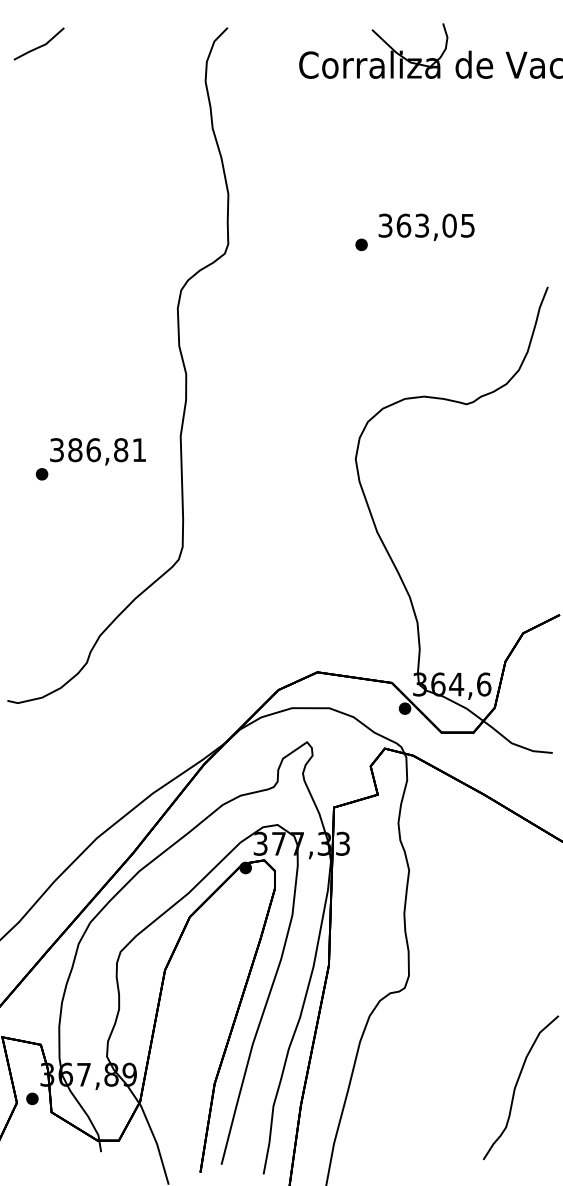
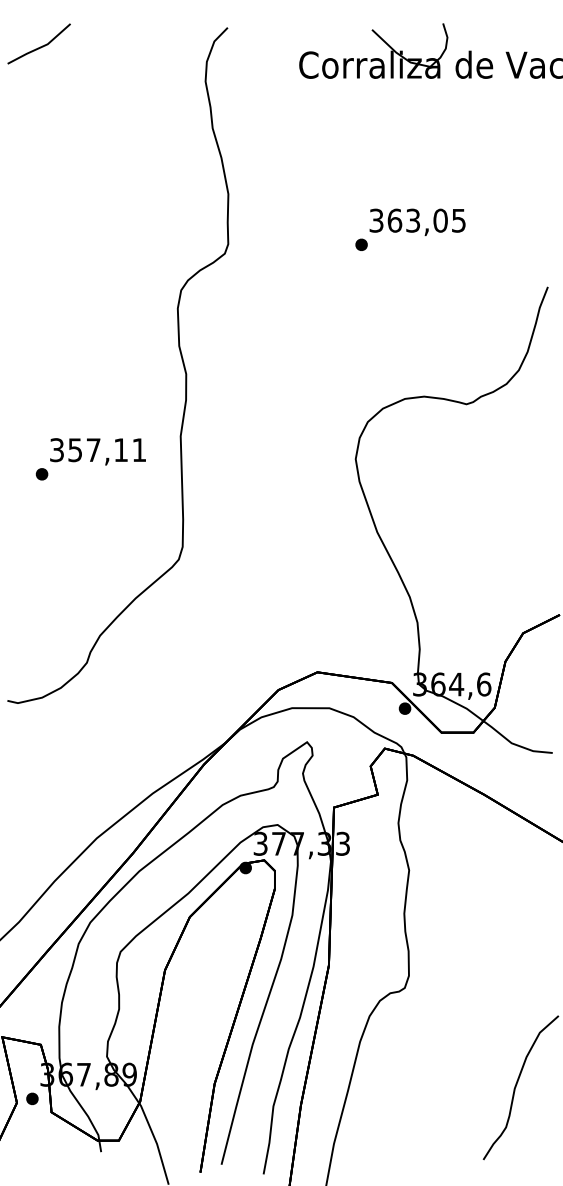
part size: 52x34 px -> 64x42 px (38, 43)
text position: (426, 226) -> (417, 221) (417, 221)
text: 386,81 -> 357,11 (98, 450)
